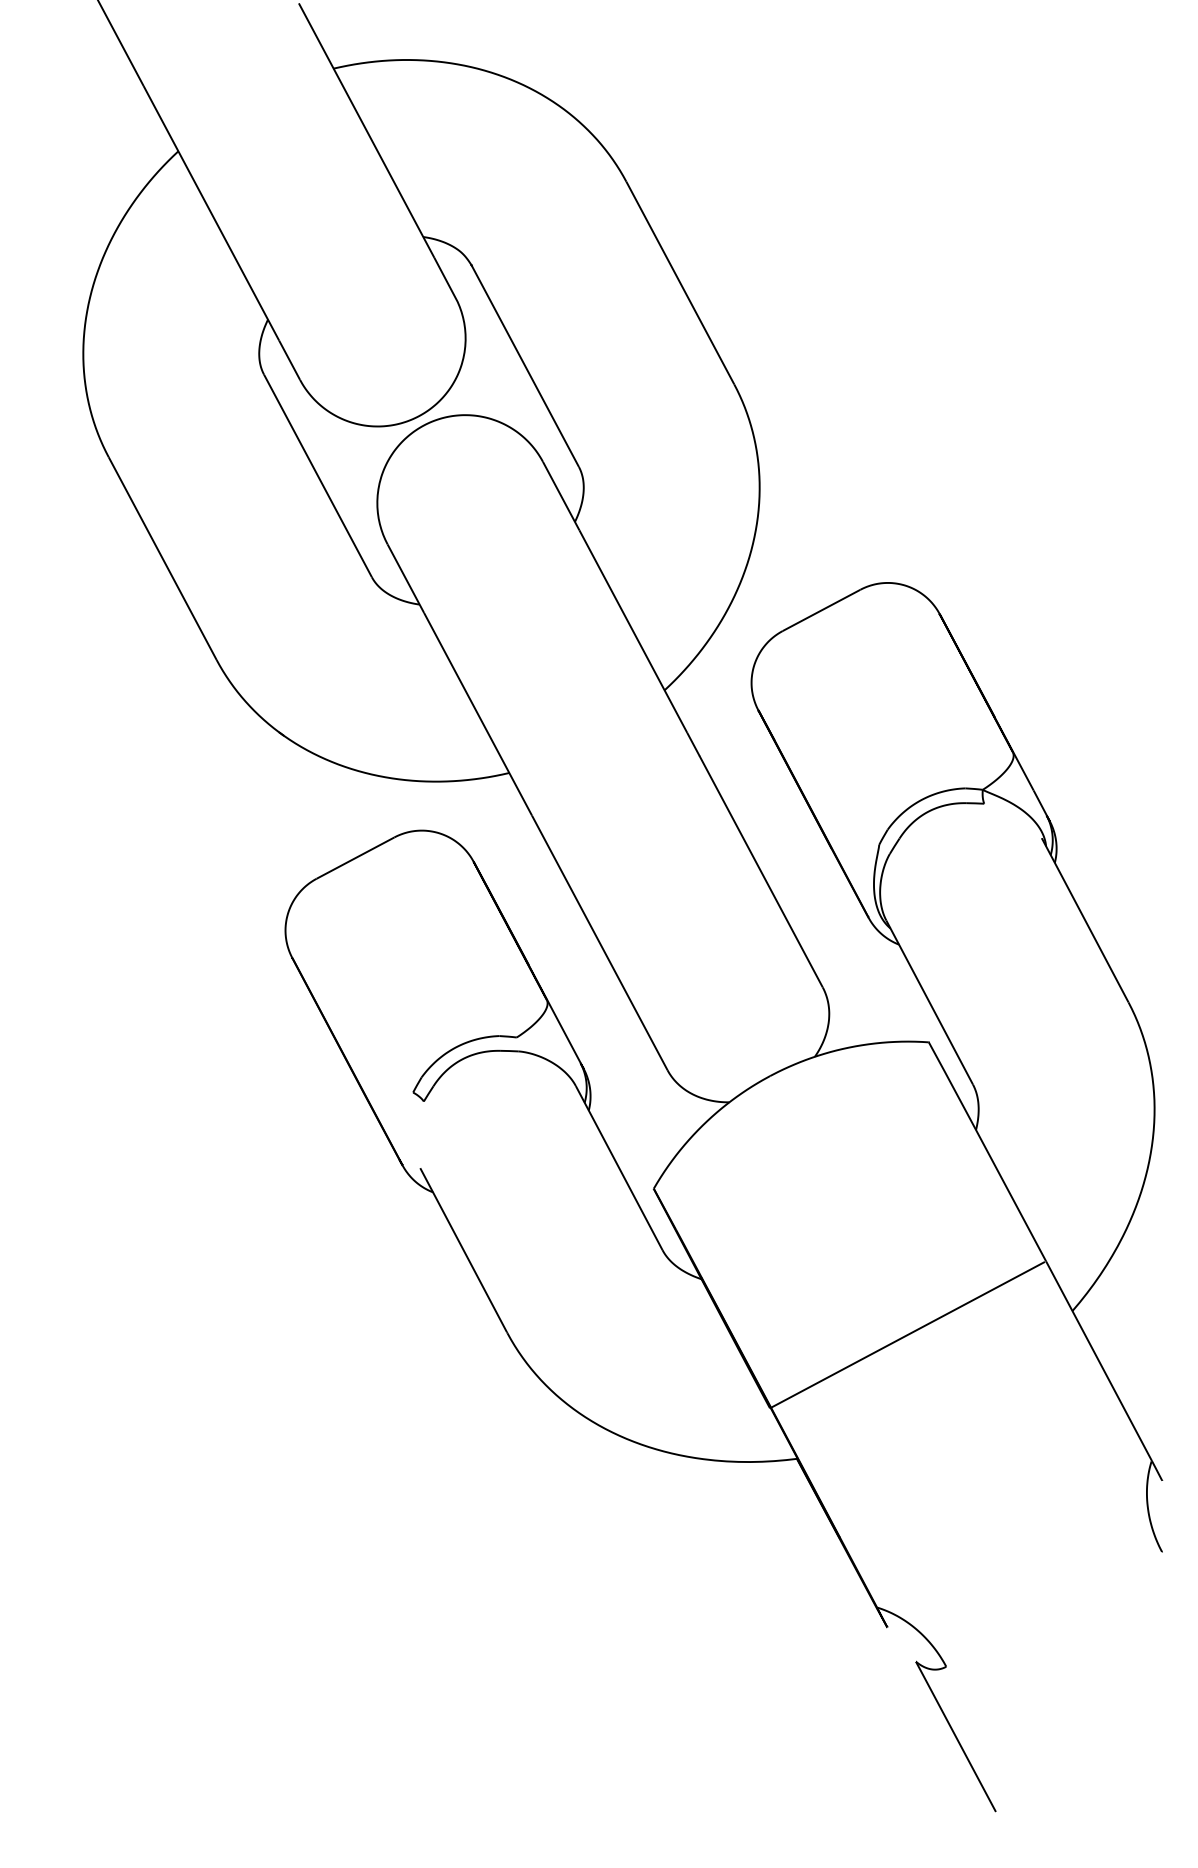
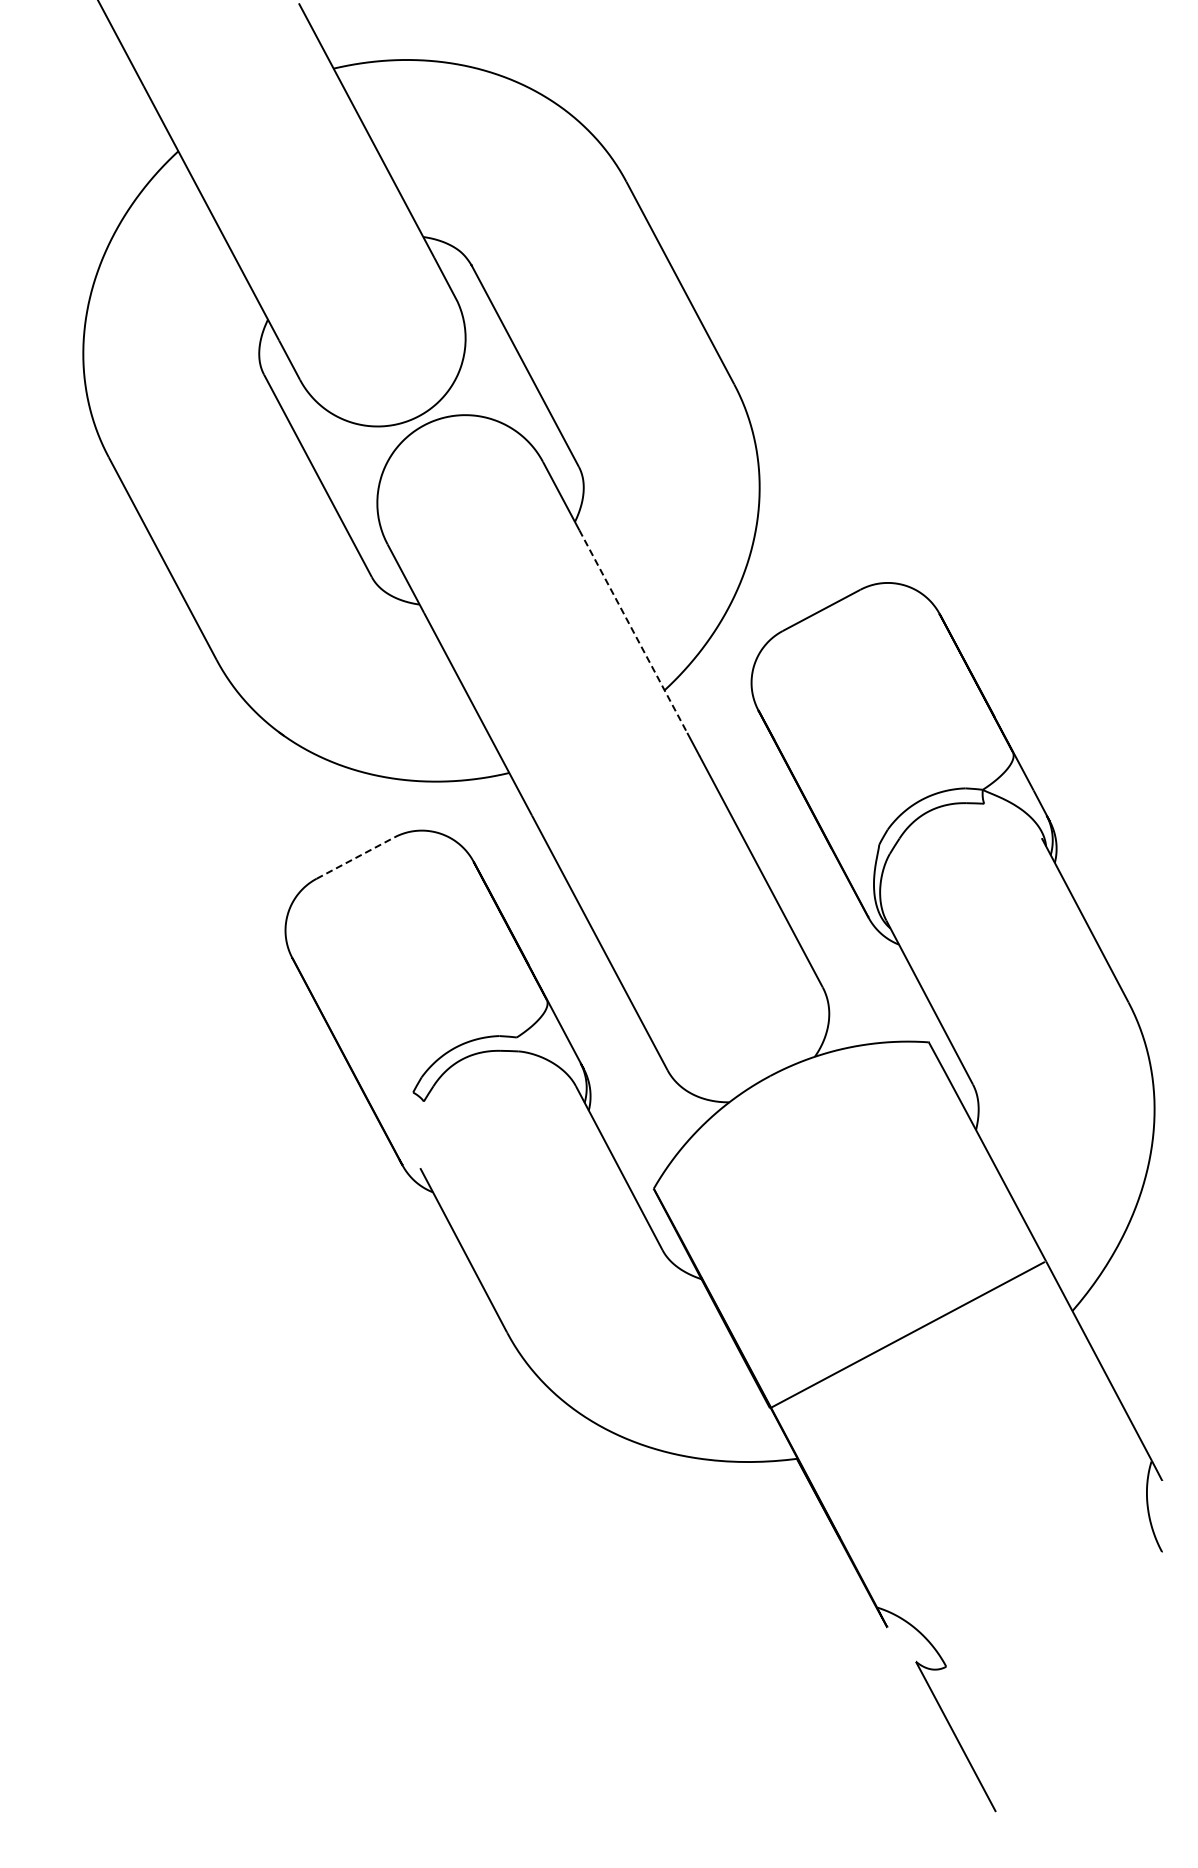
line: solid -> dashed (633, 631)
line: solid -> dashed (355, 858)
